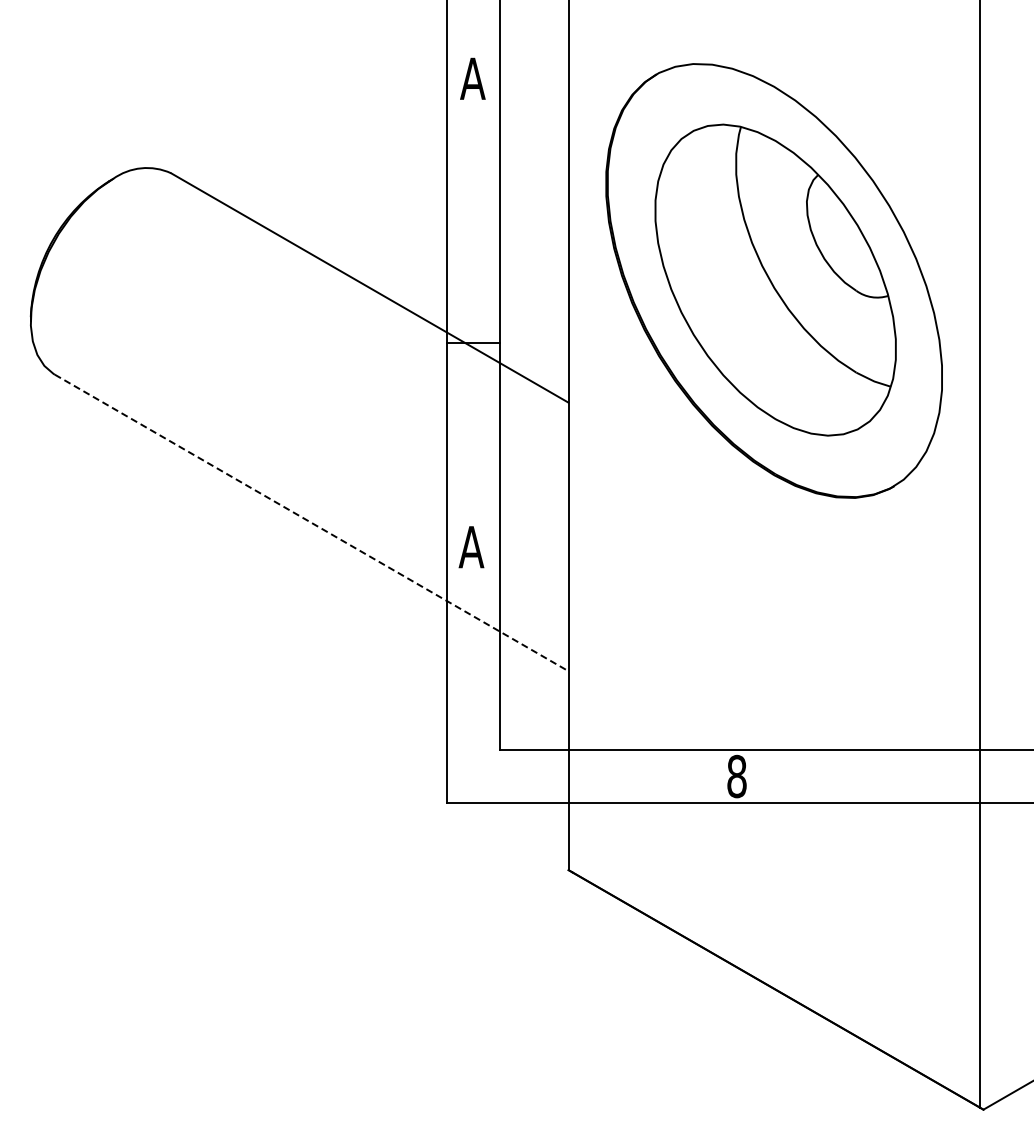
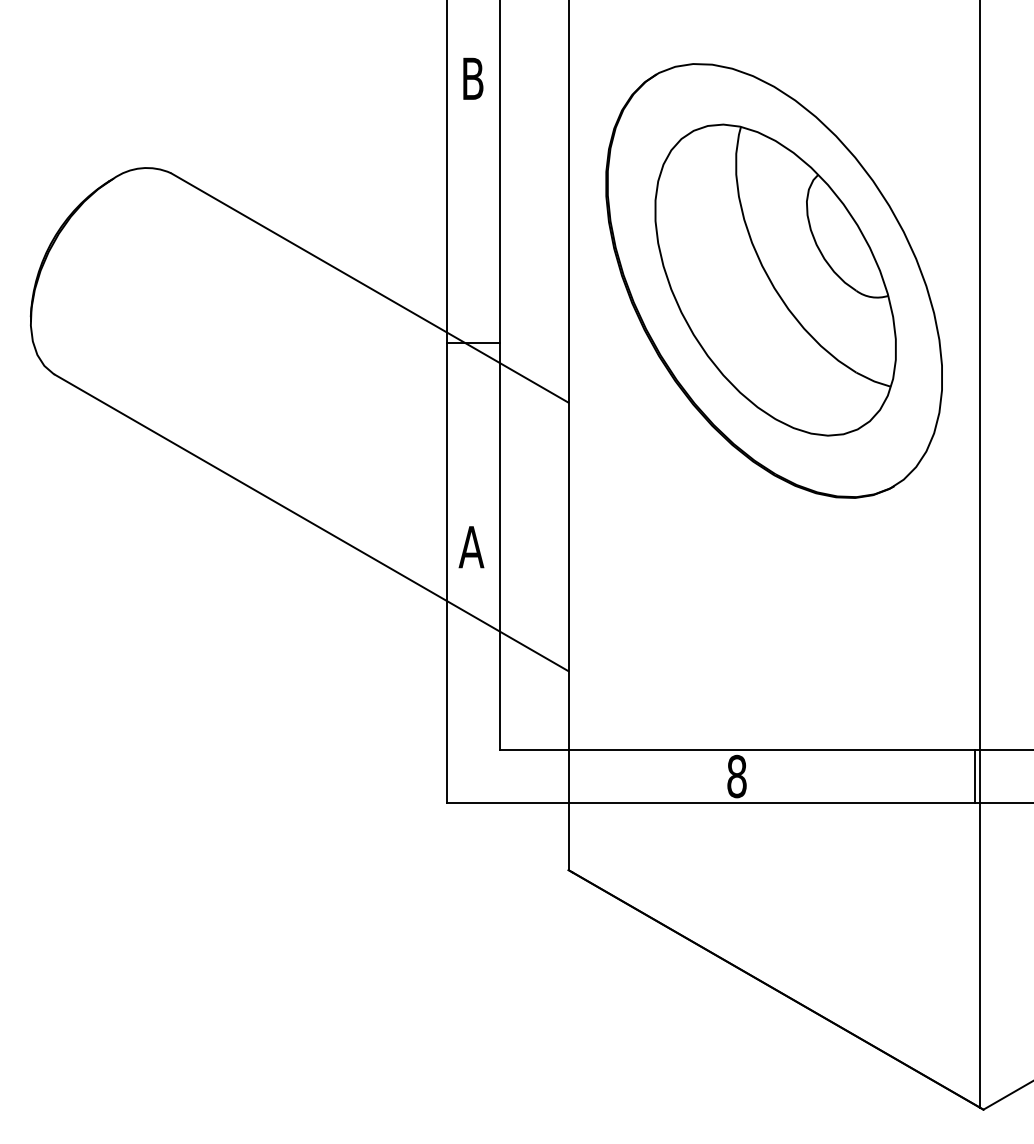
text: A -> B (472, 78)
line: dashed -> solid (311, 522)
line: none -> present (975, 776)
